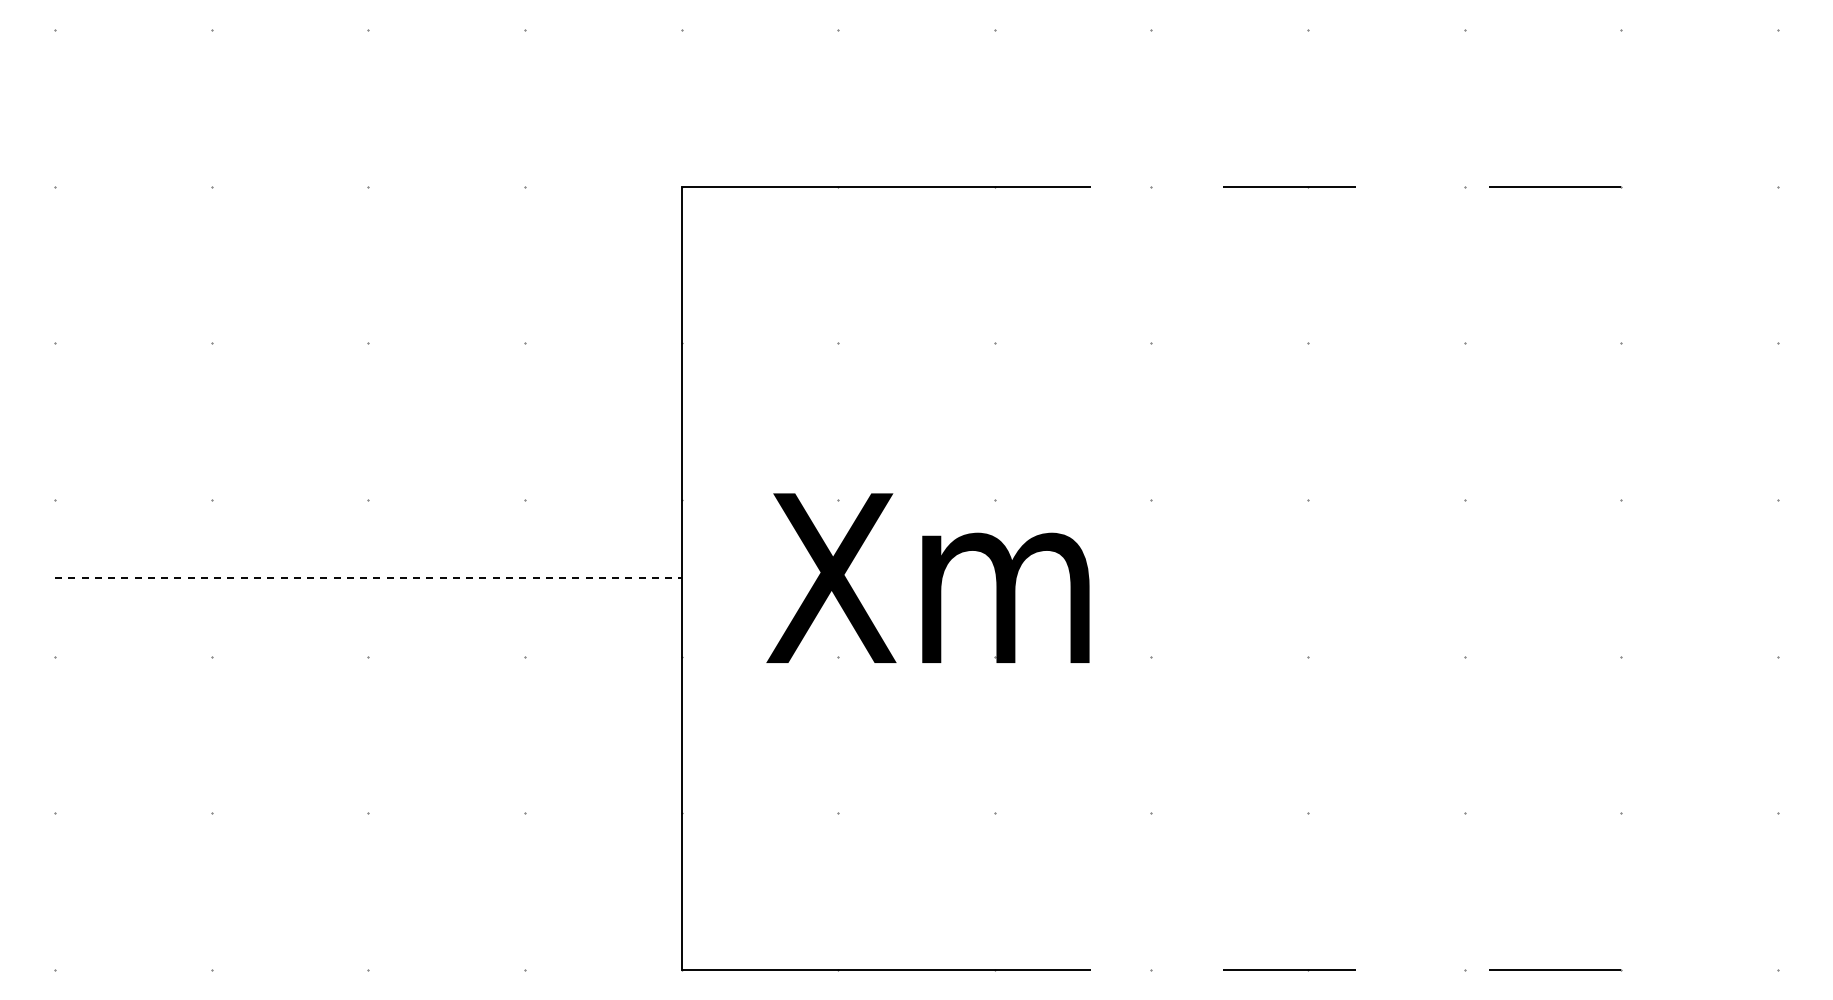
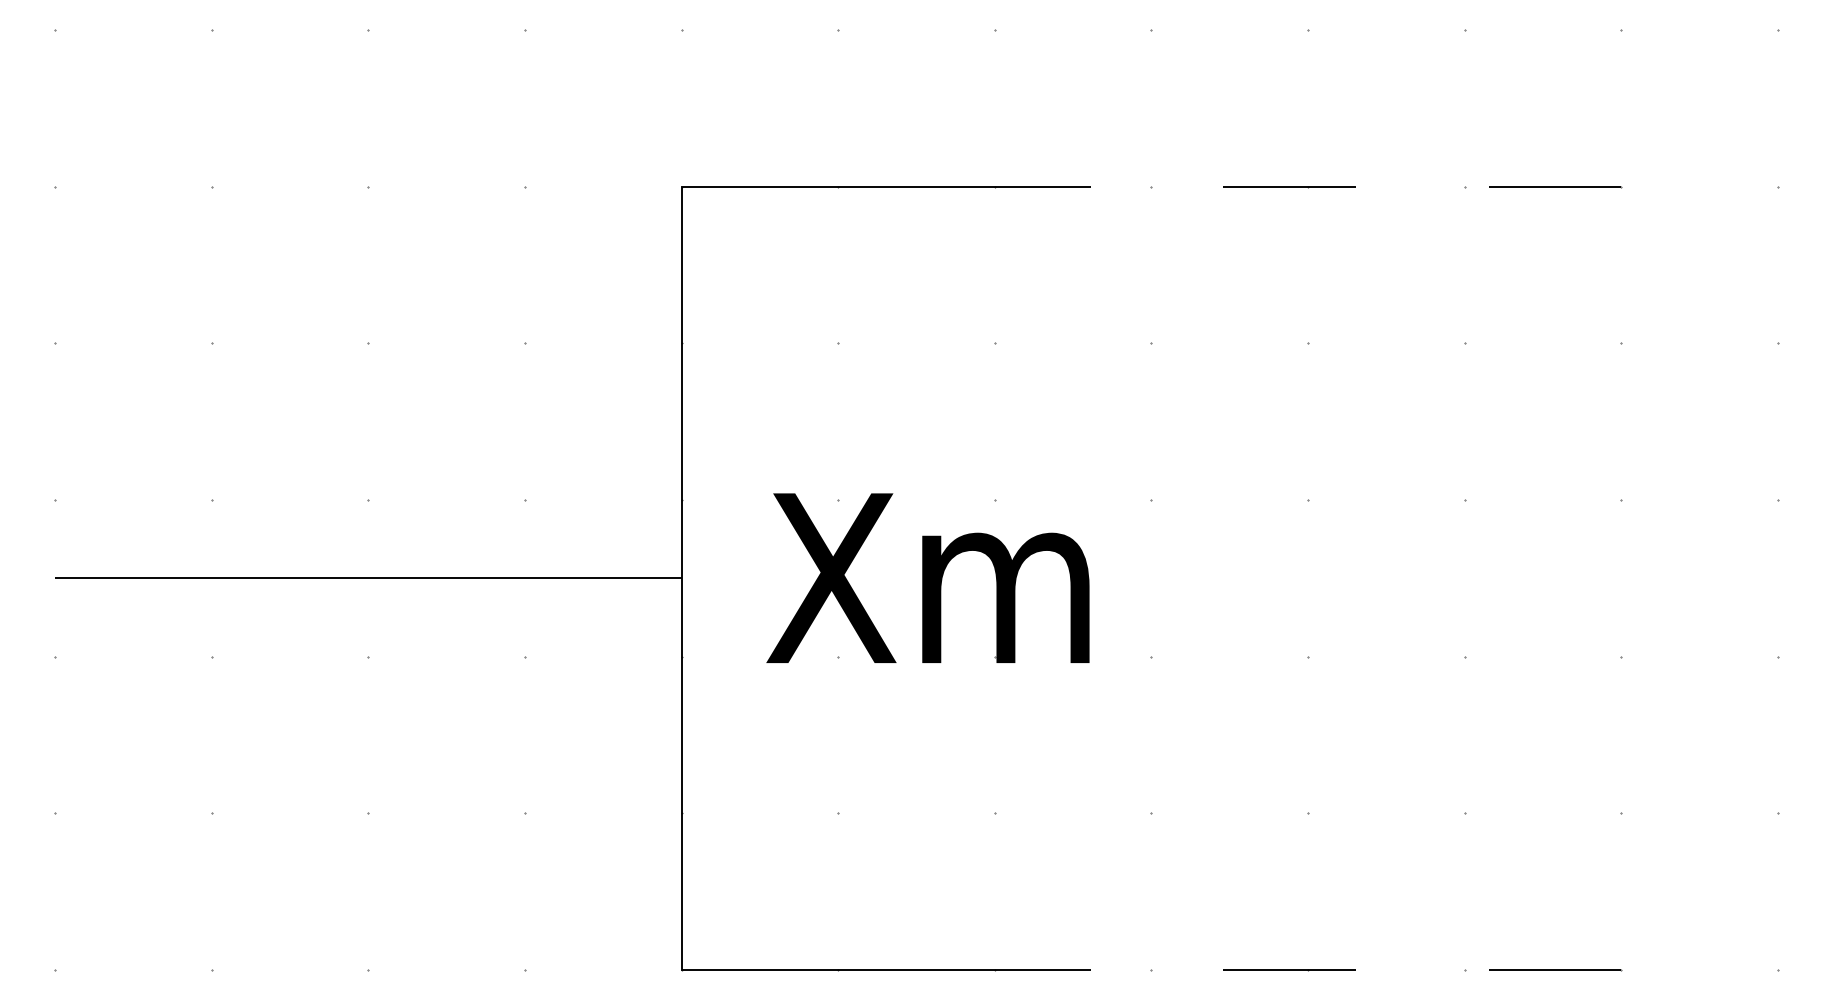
line: dashed -> solid (368, 578)
